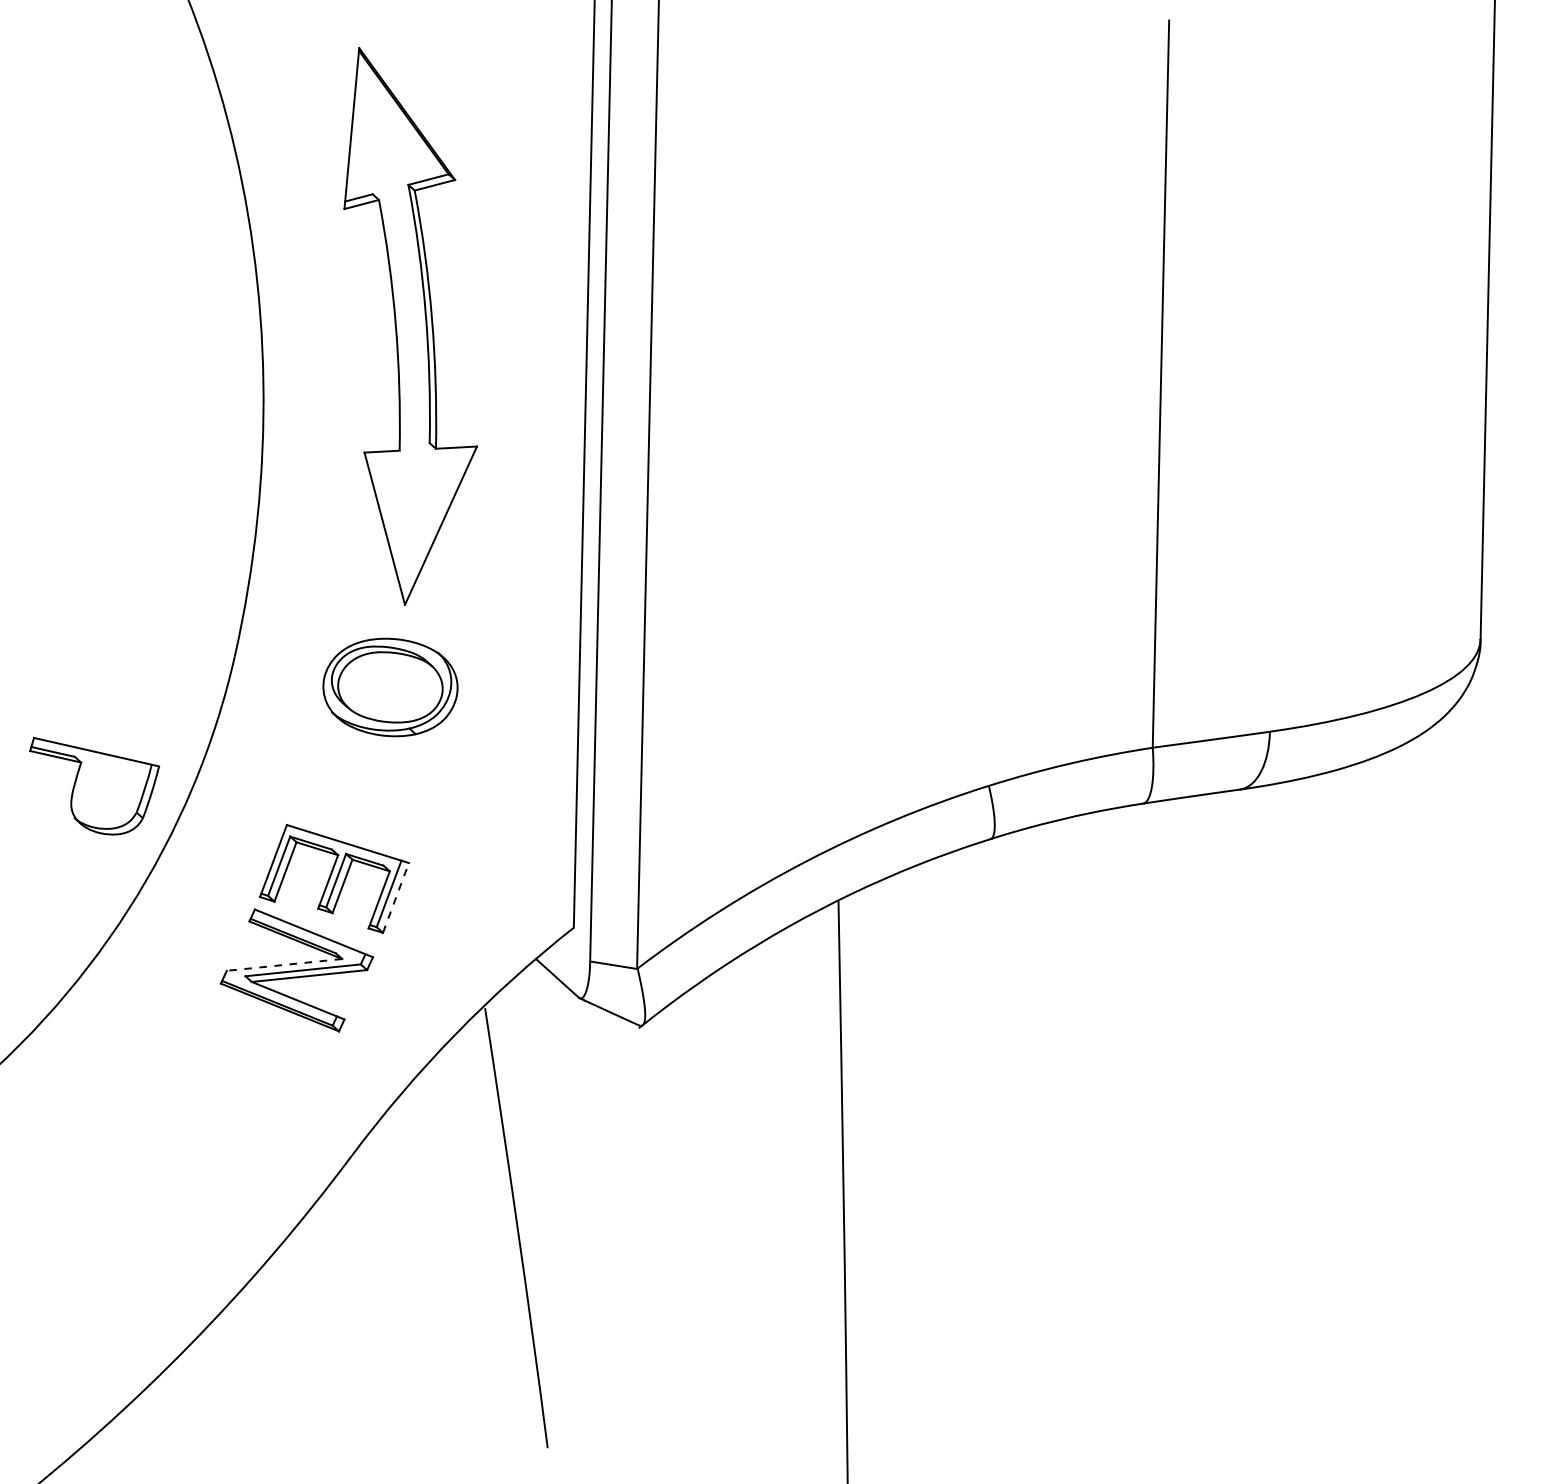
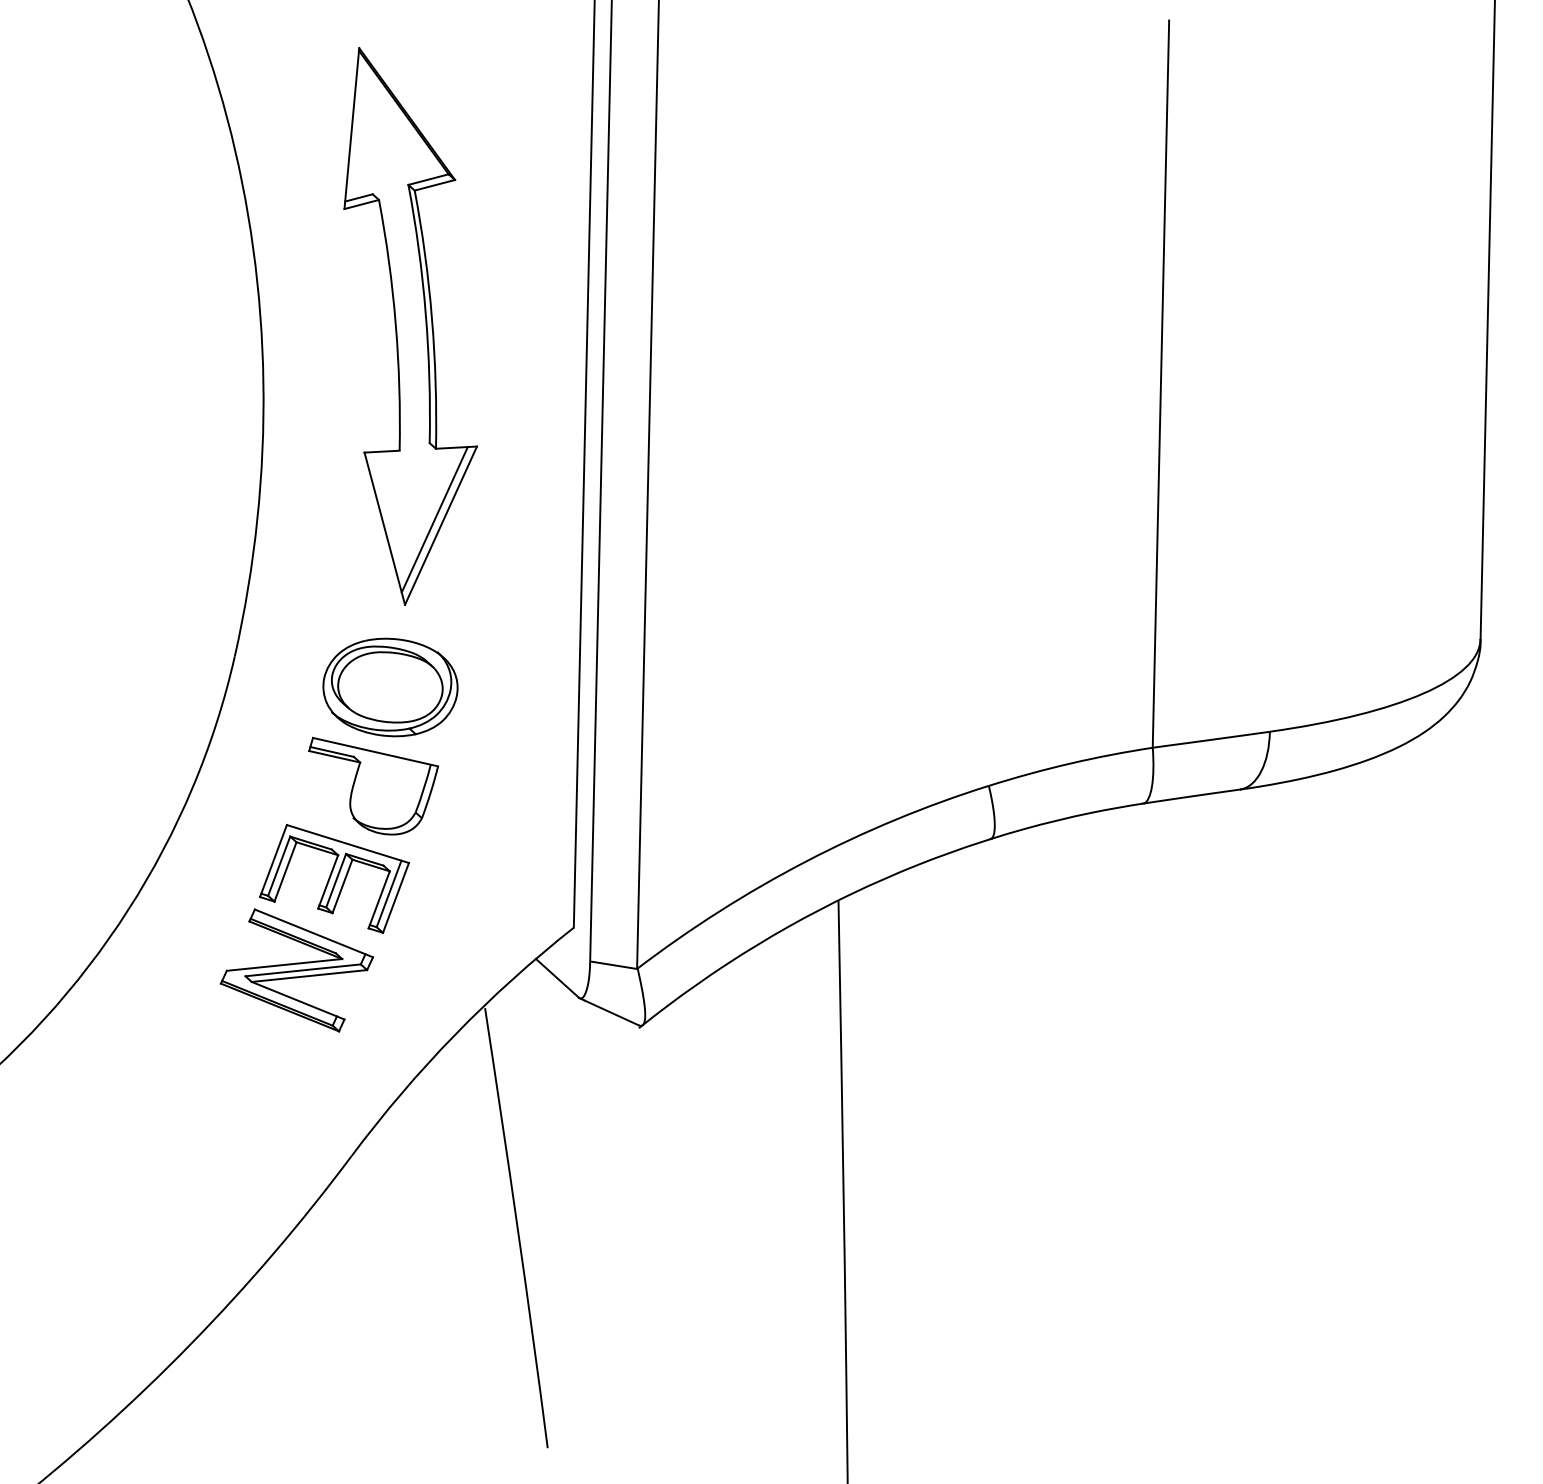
line: none -> present (434, 519)
part position: (94, 785) -> (373, 785) (373, 785)
line: dashed -> solid (396, 897)
line: dashed -> solid (284, 964)
